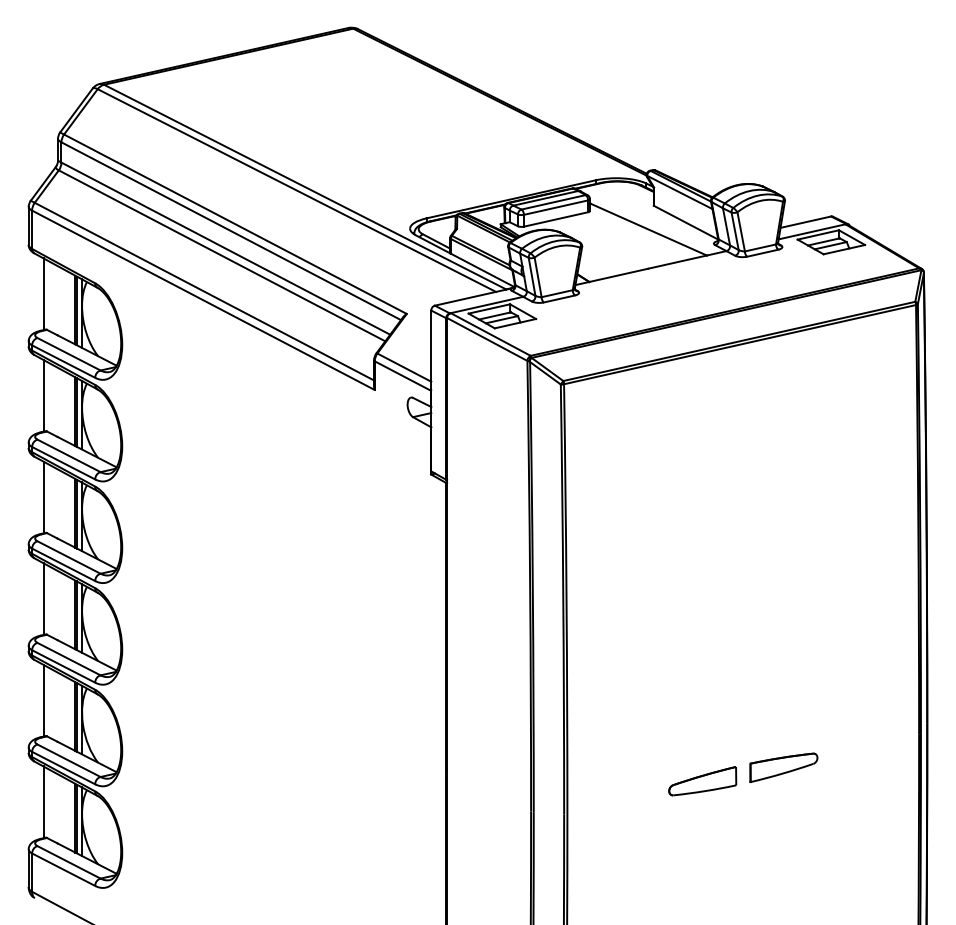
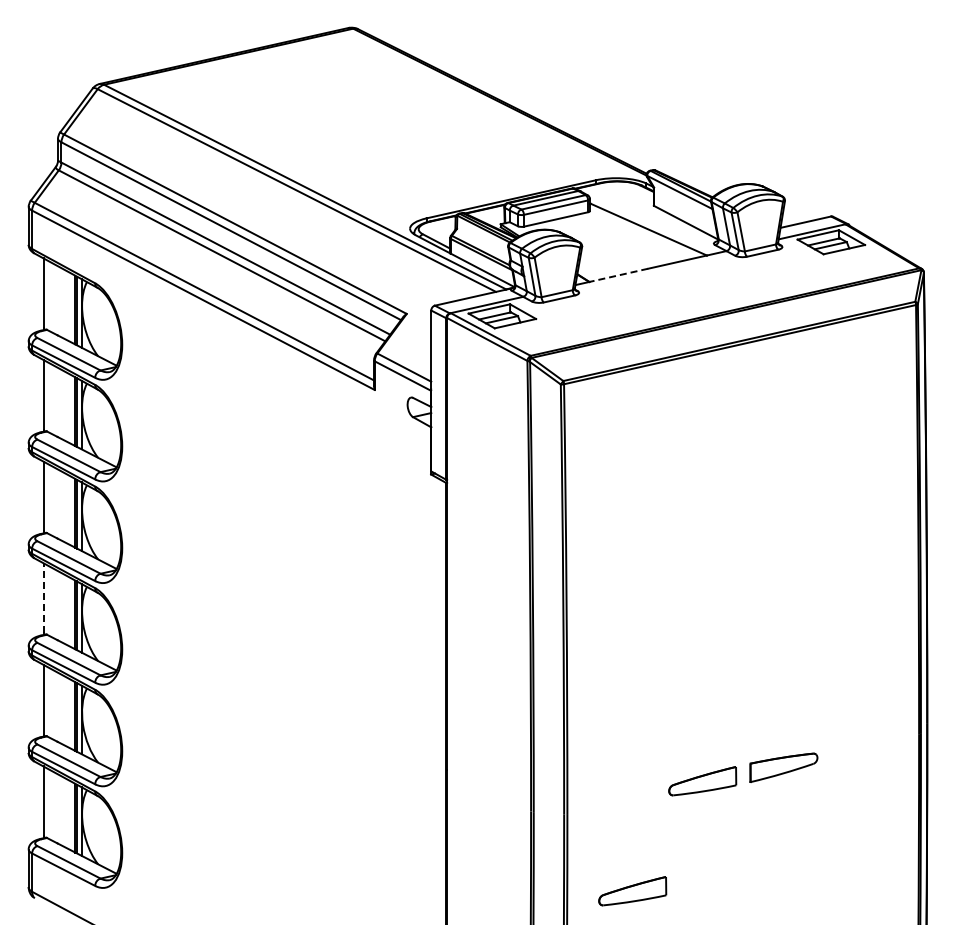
line: solid -> dashed (618, 275)
line: solid -> dashed (43, 598)
part: none -> present (632, 891)
